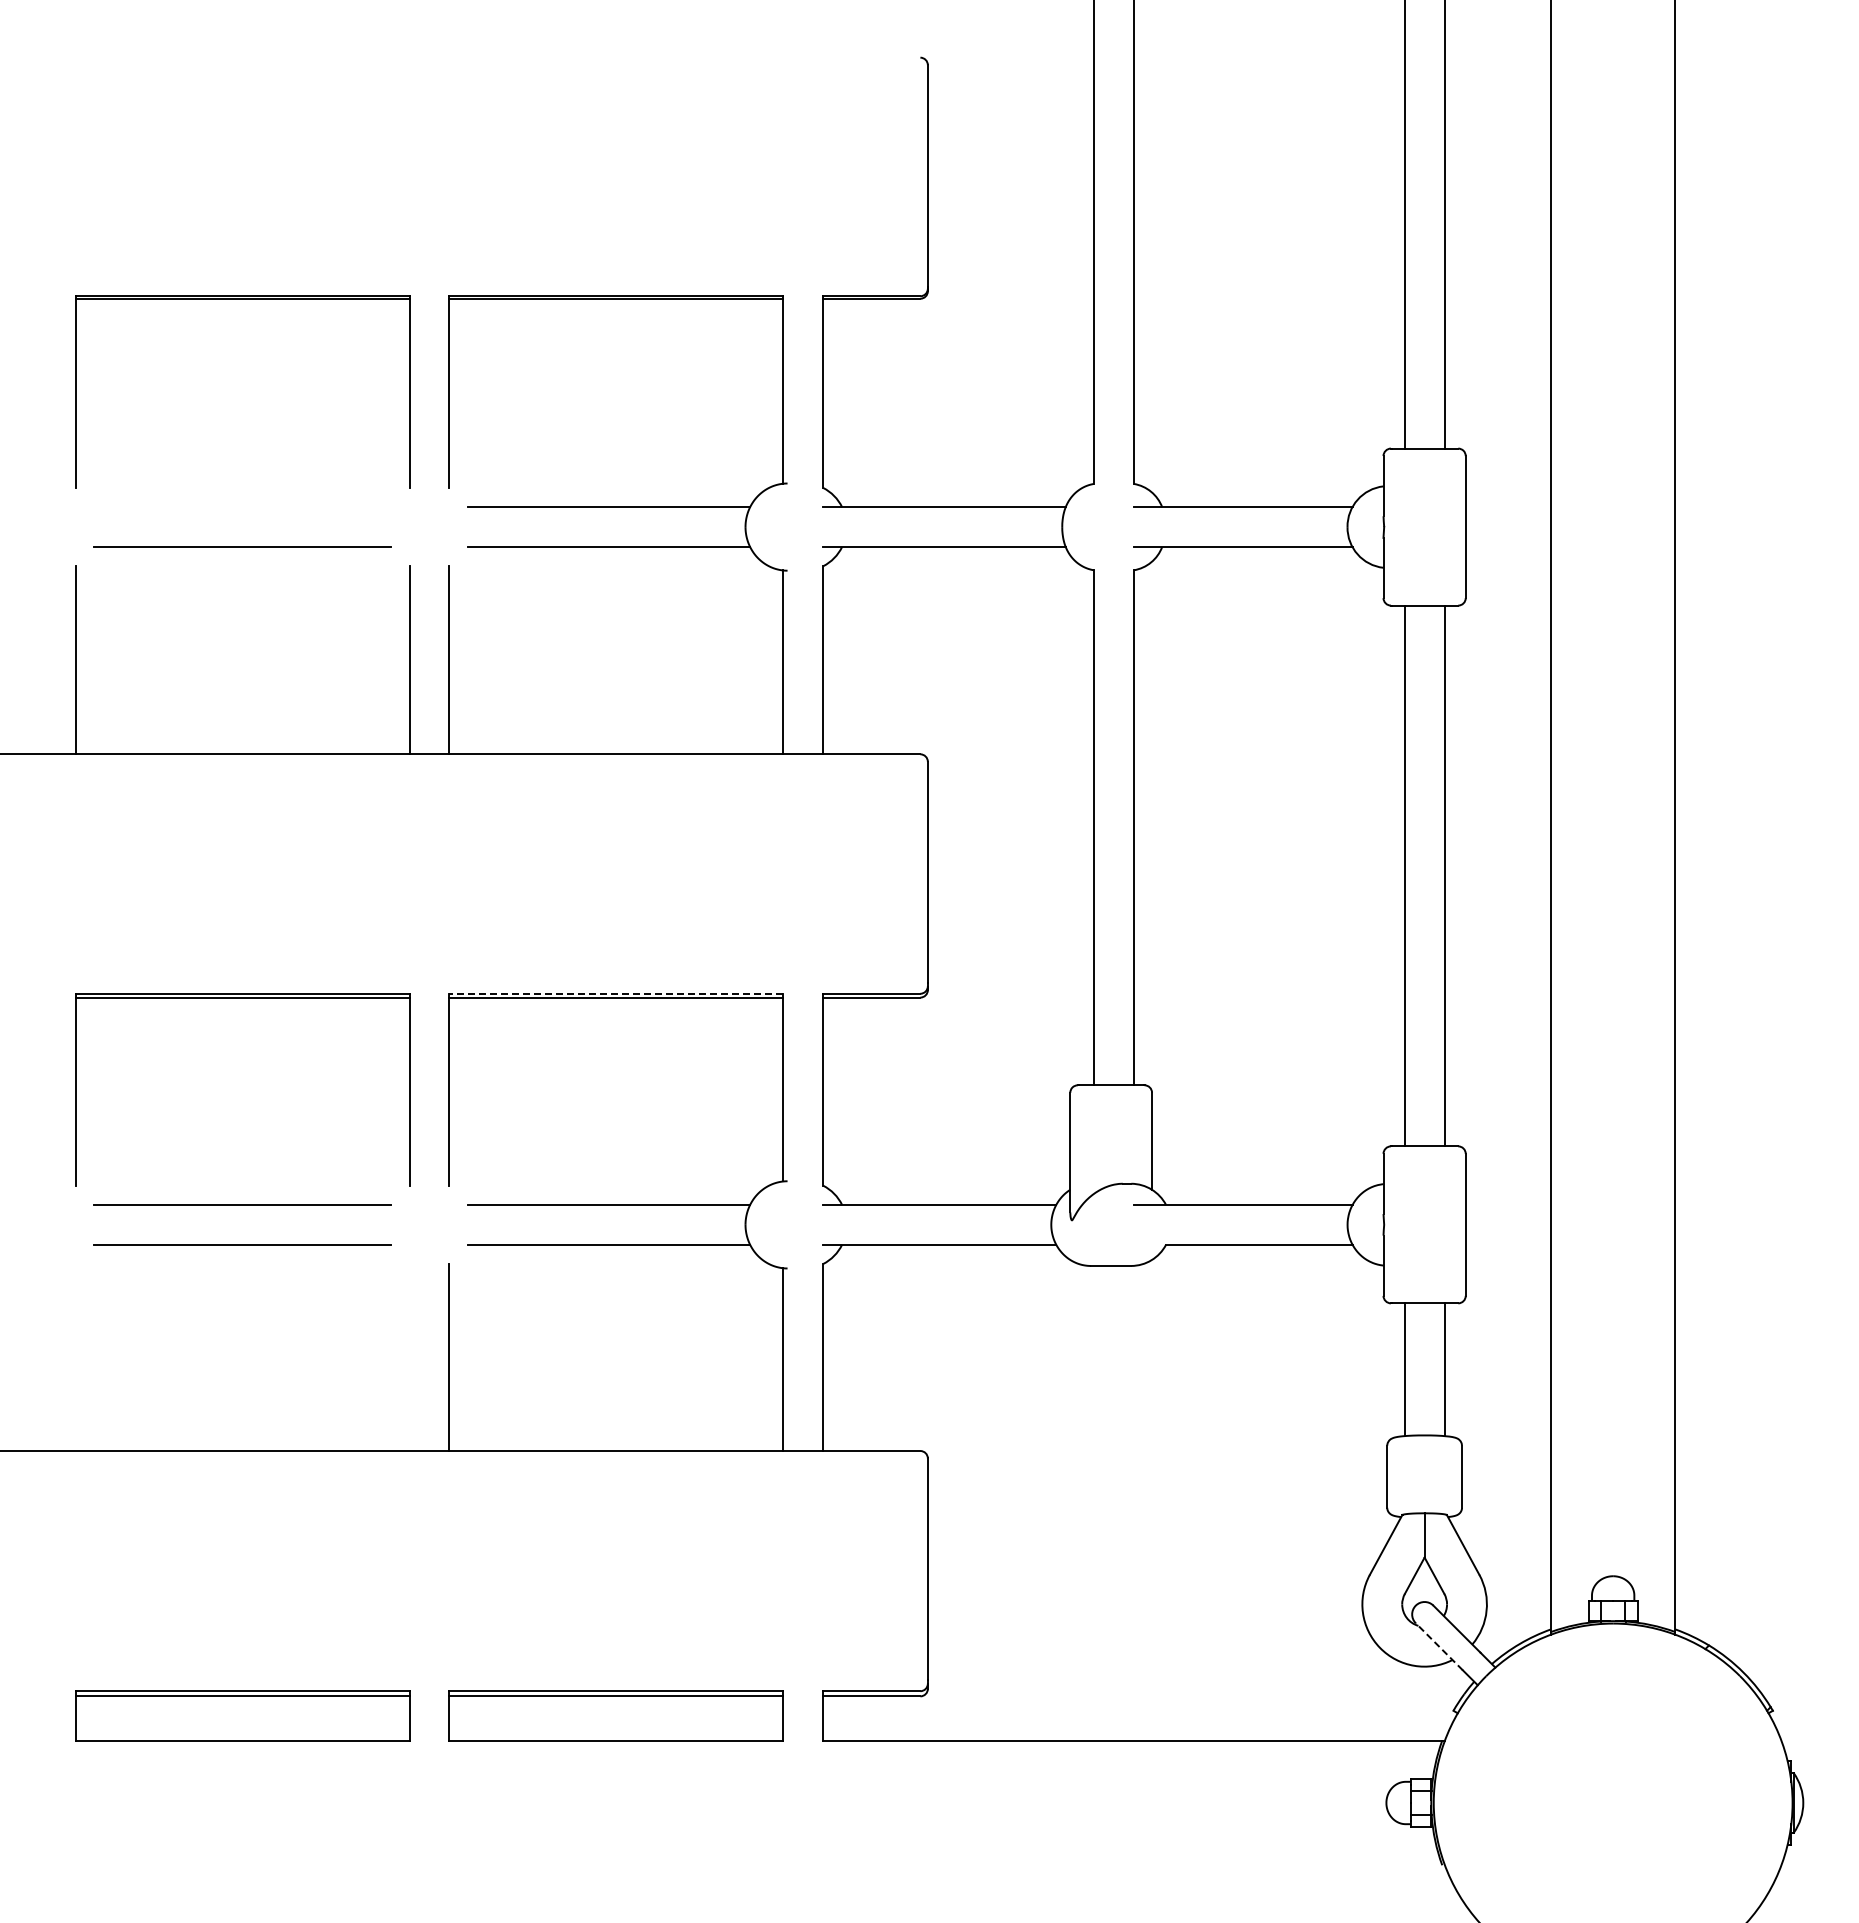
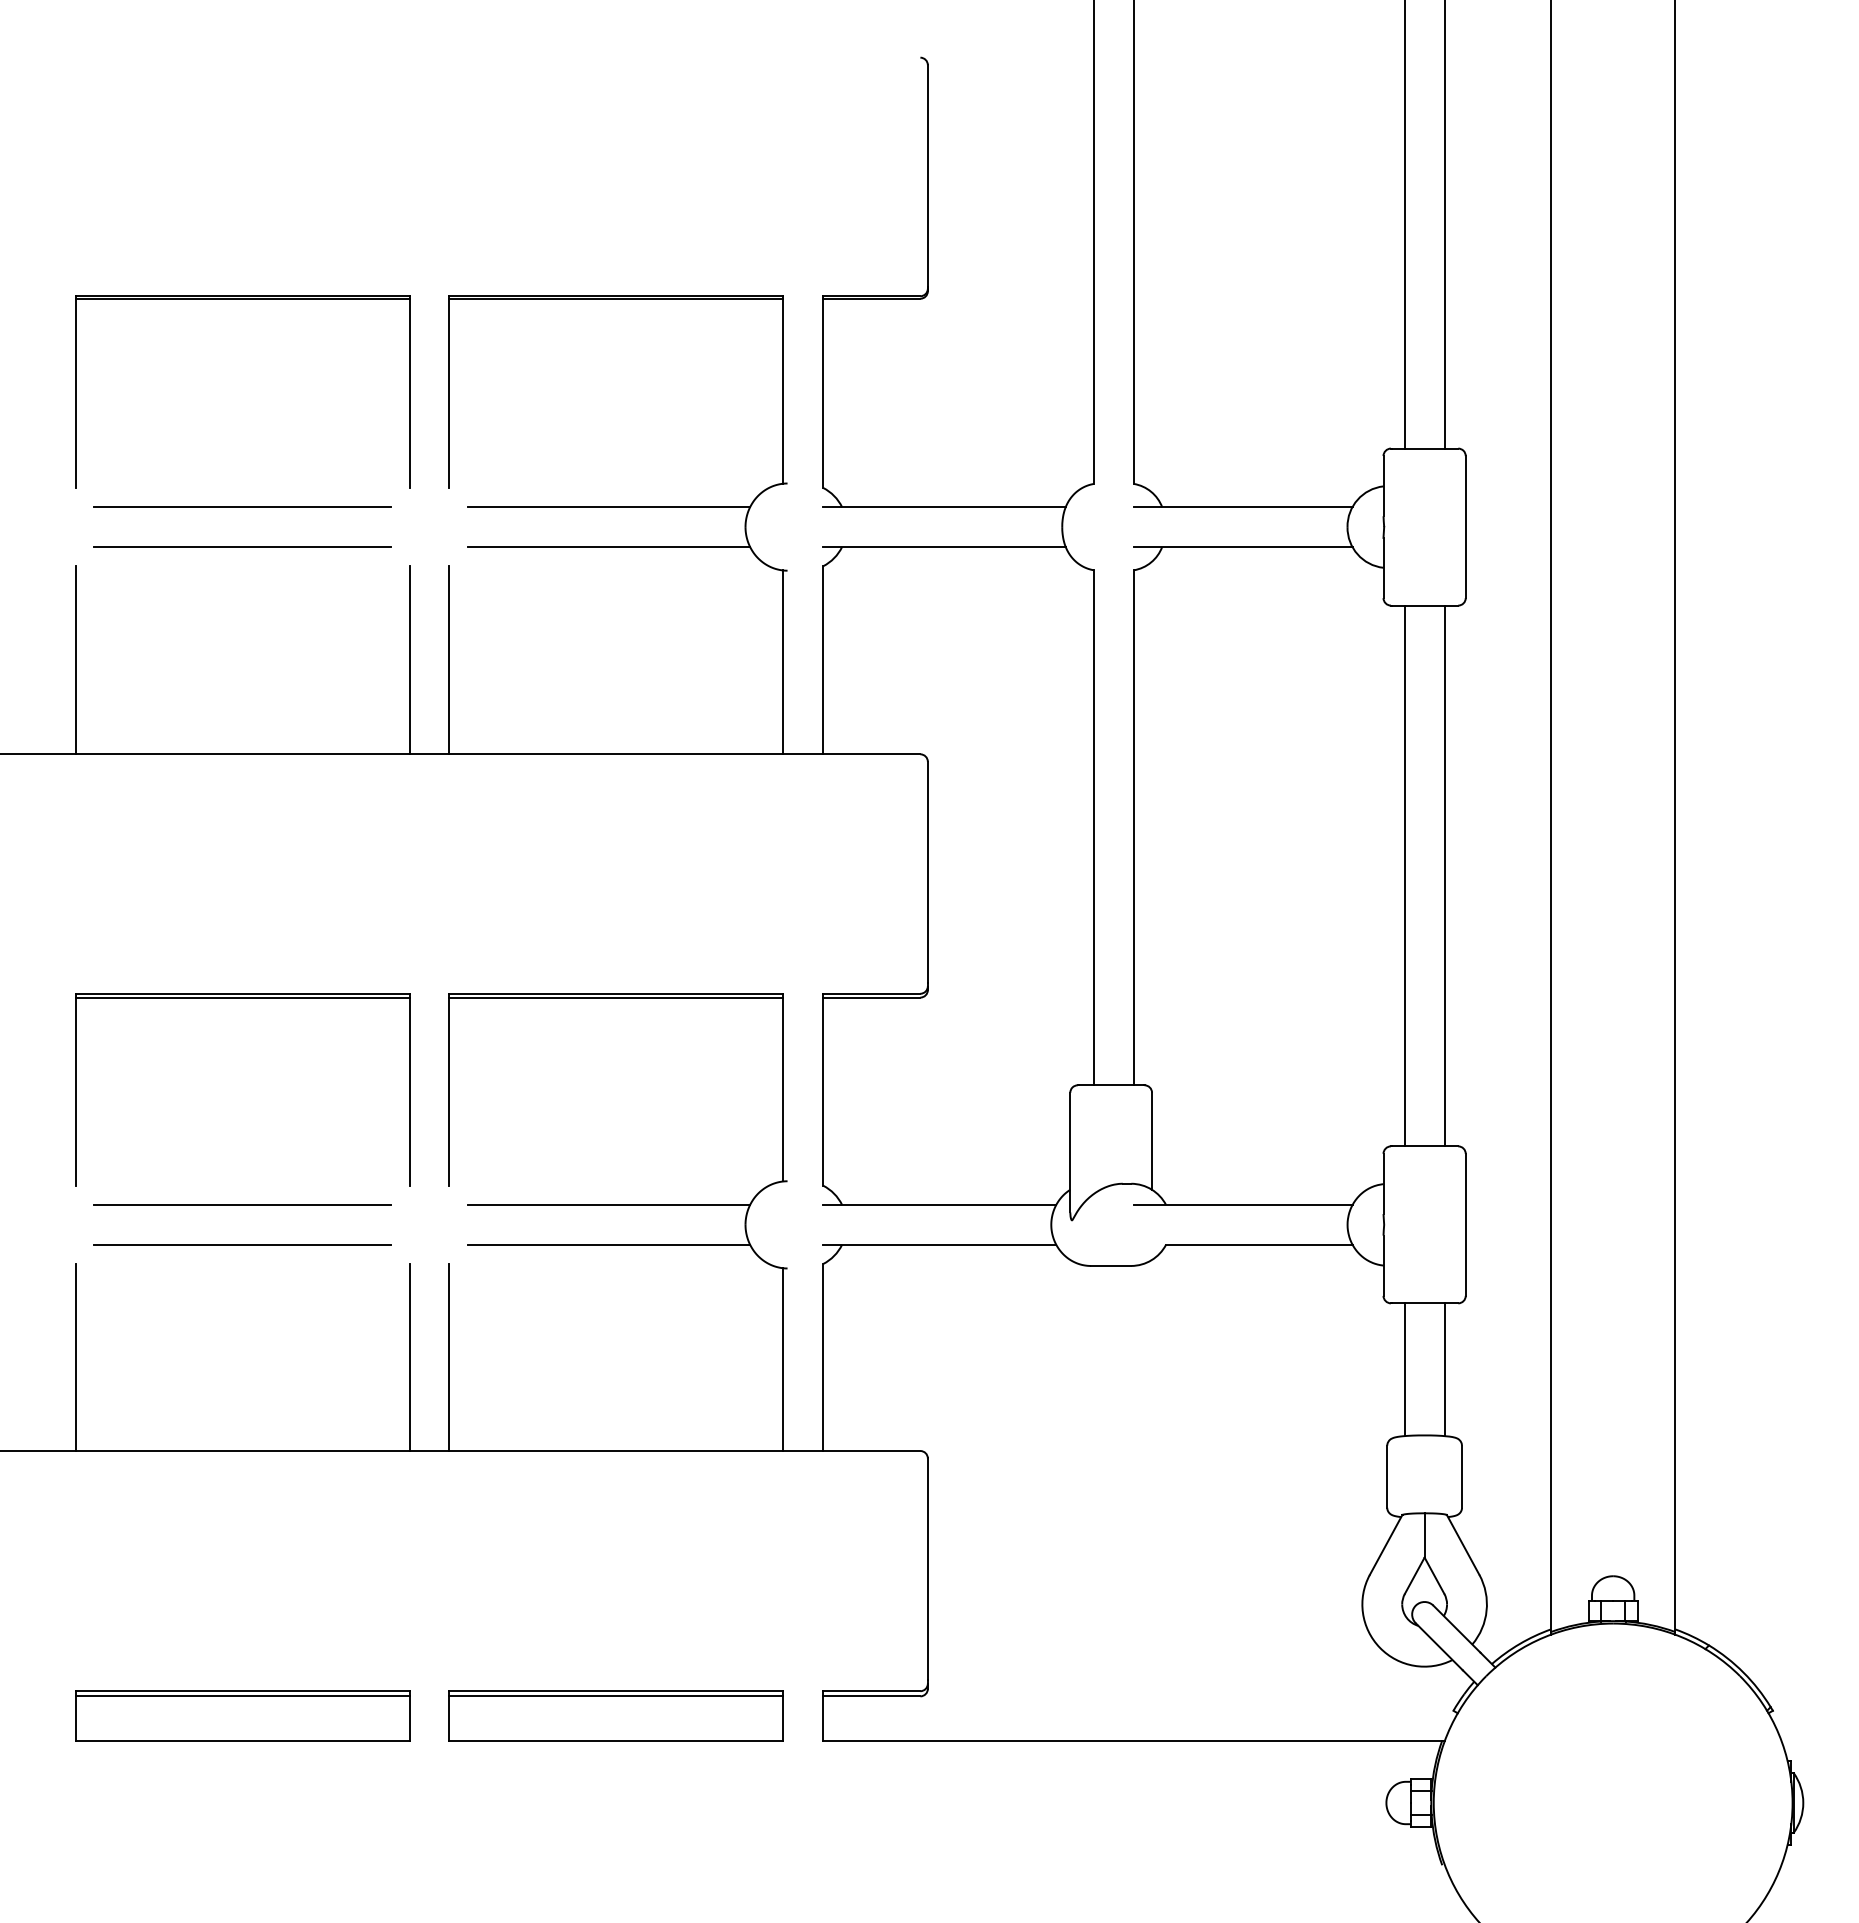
line: none -> present (242, 507)
line: dashed -> solid (616, 993)
line: none -> present (75, 1357)
line: none -> present (409, 1357)
line: dashed -> solid (1438, 1646)
